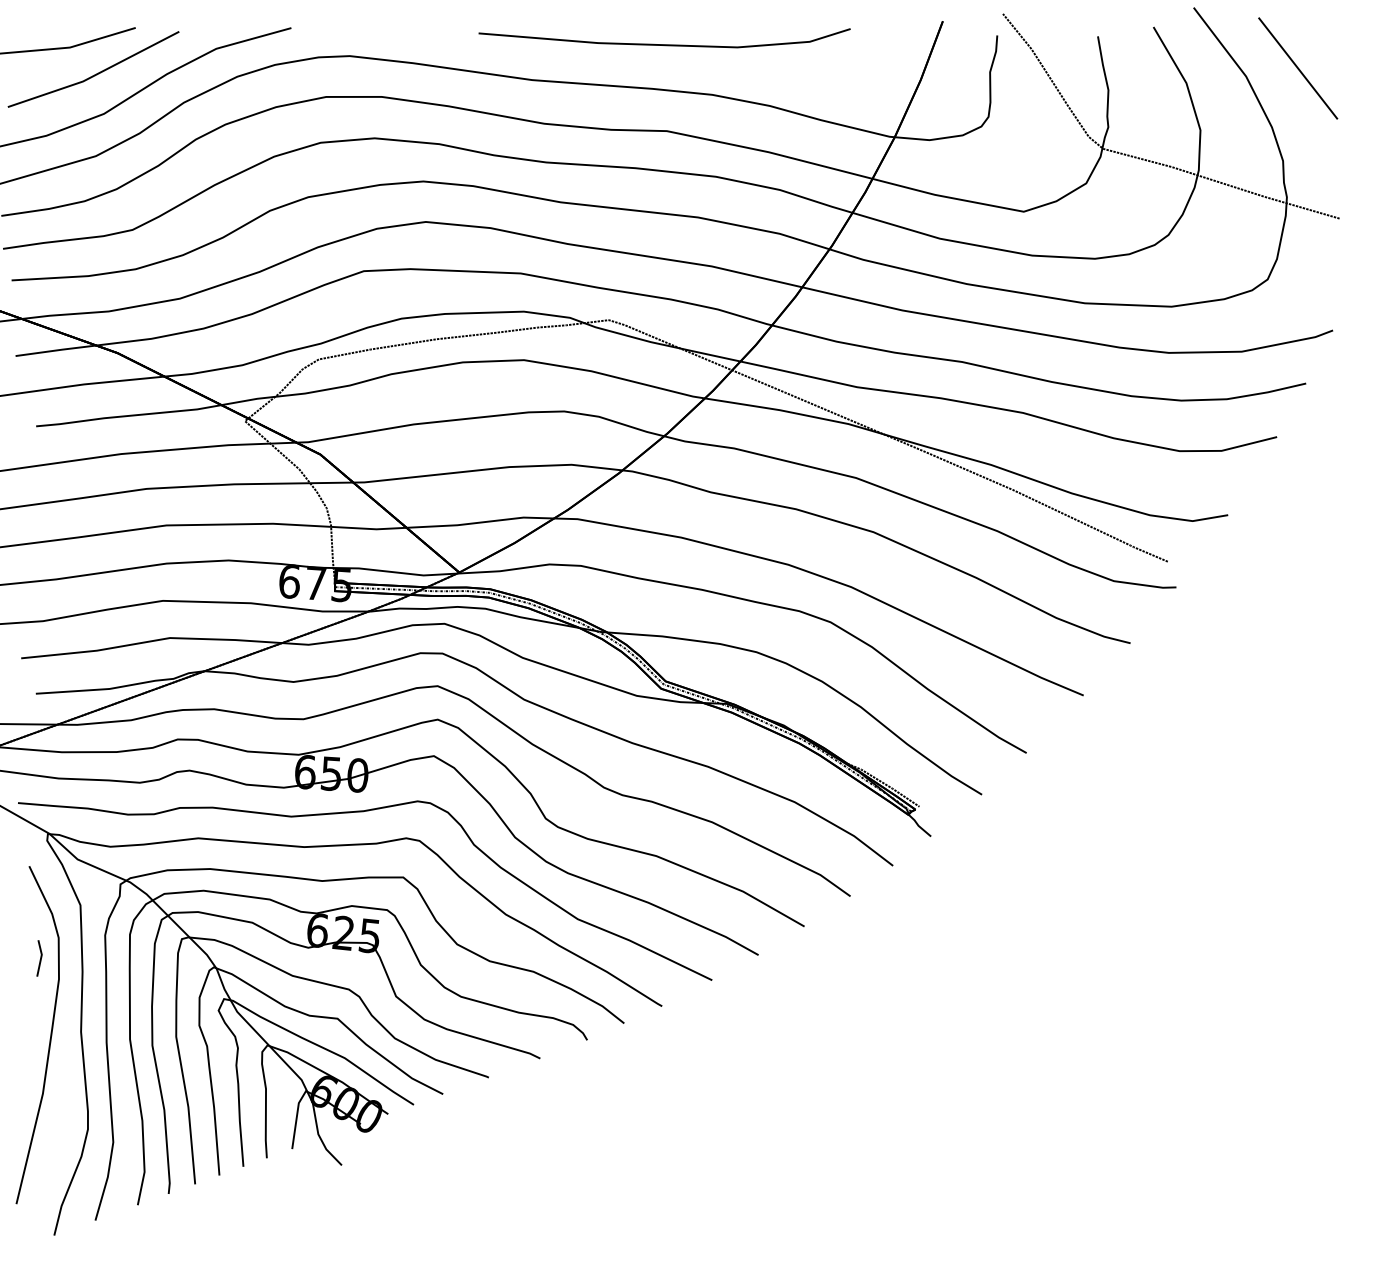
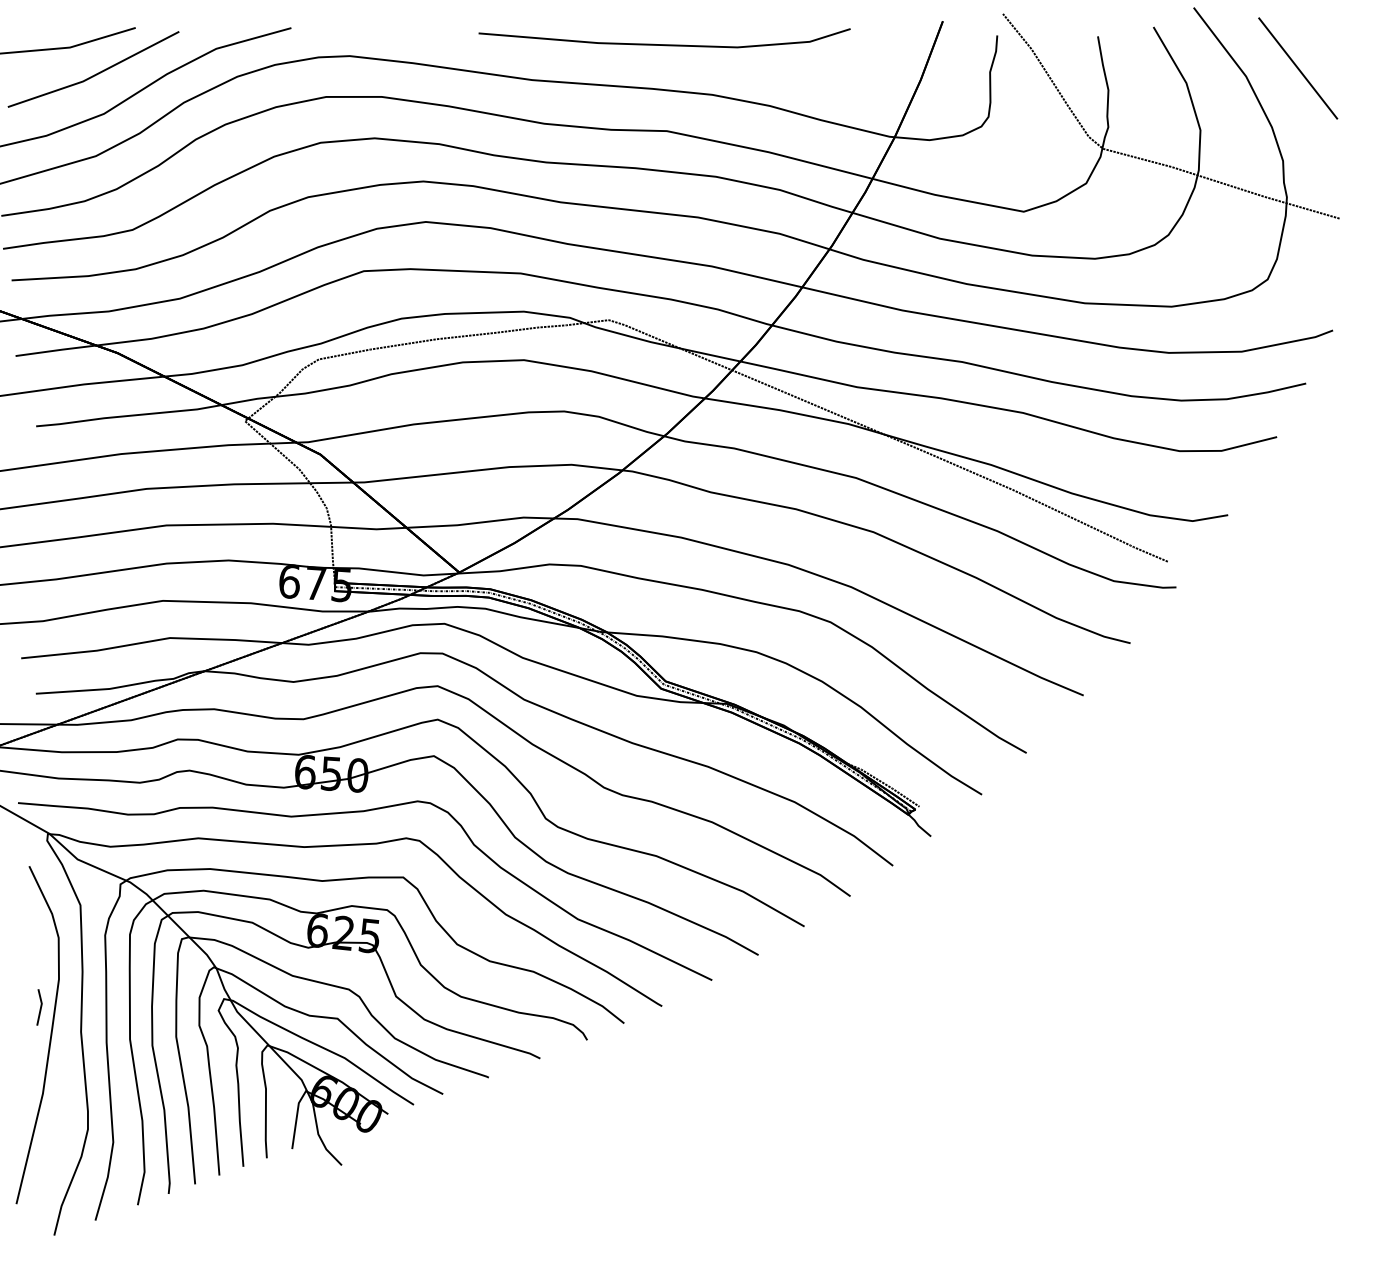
line position: (40, 958) -> (40, 1007) (40, 1007)
